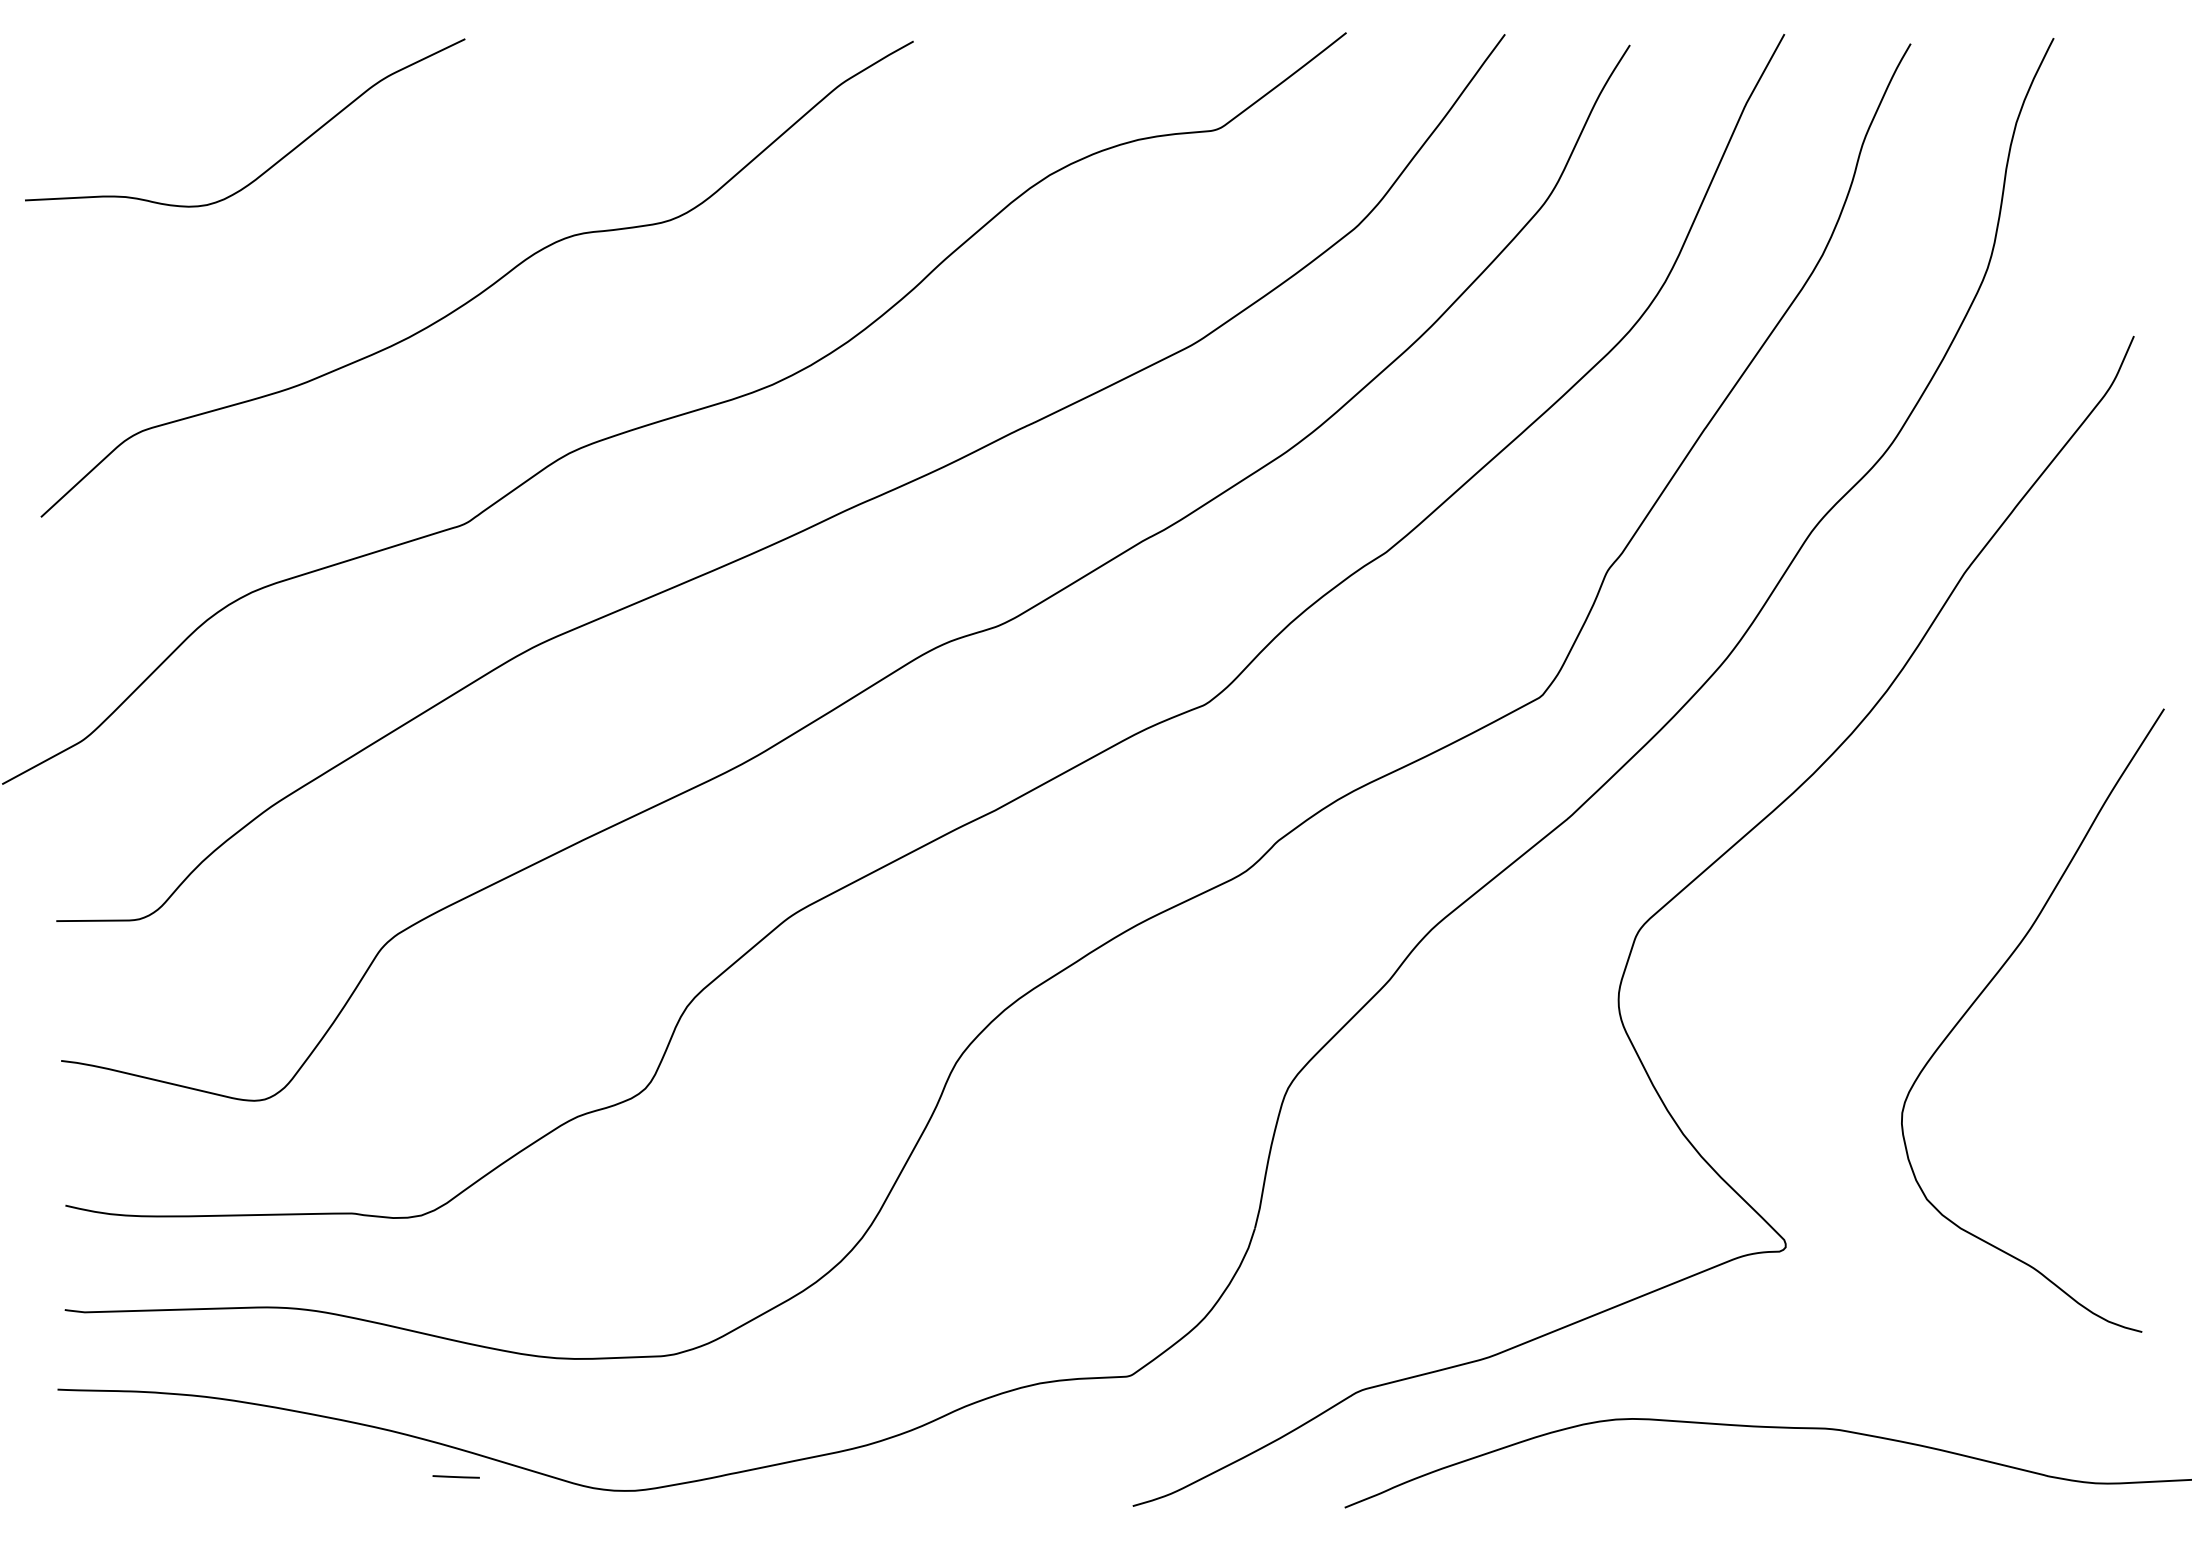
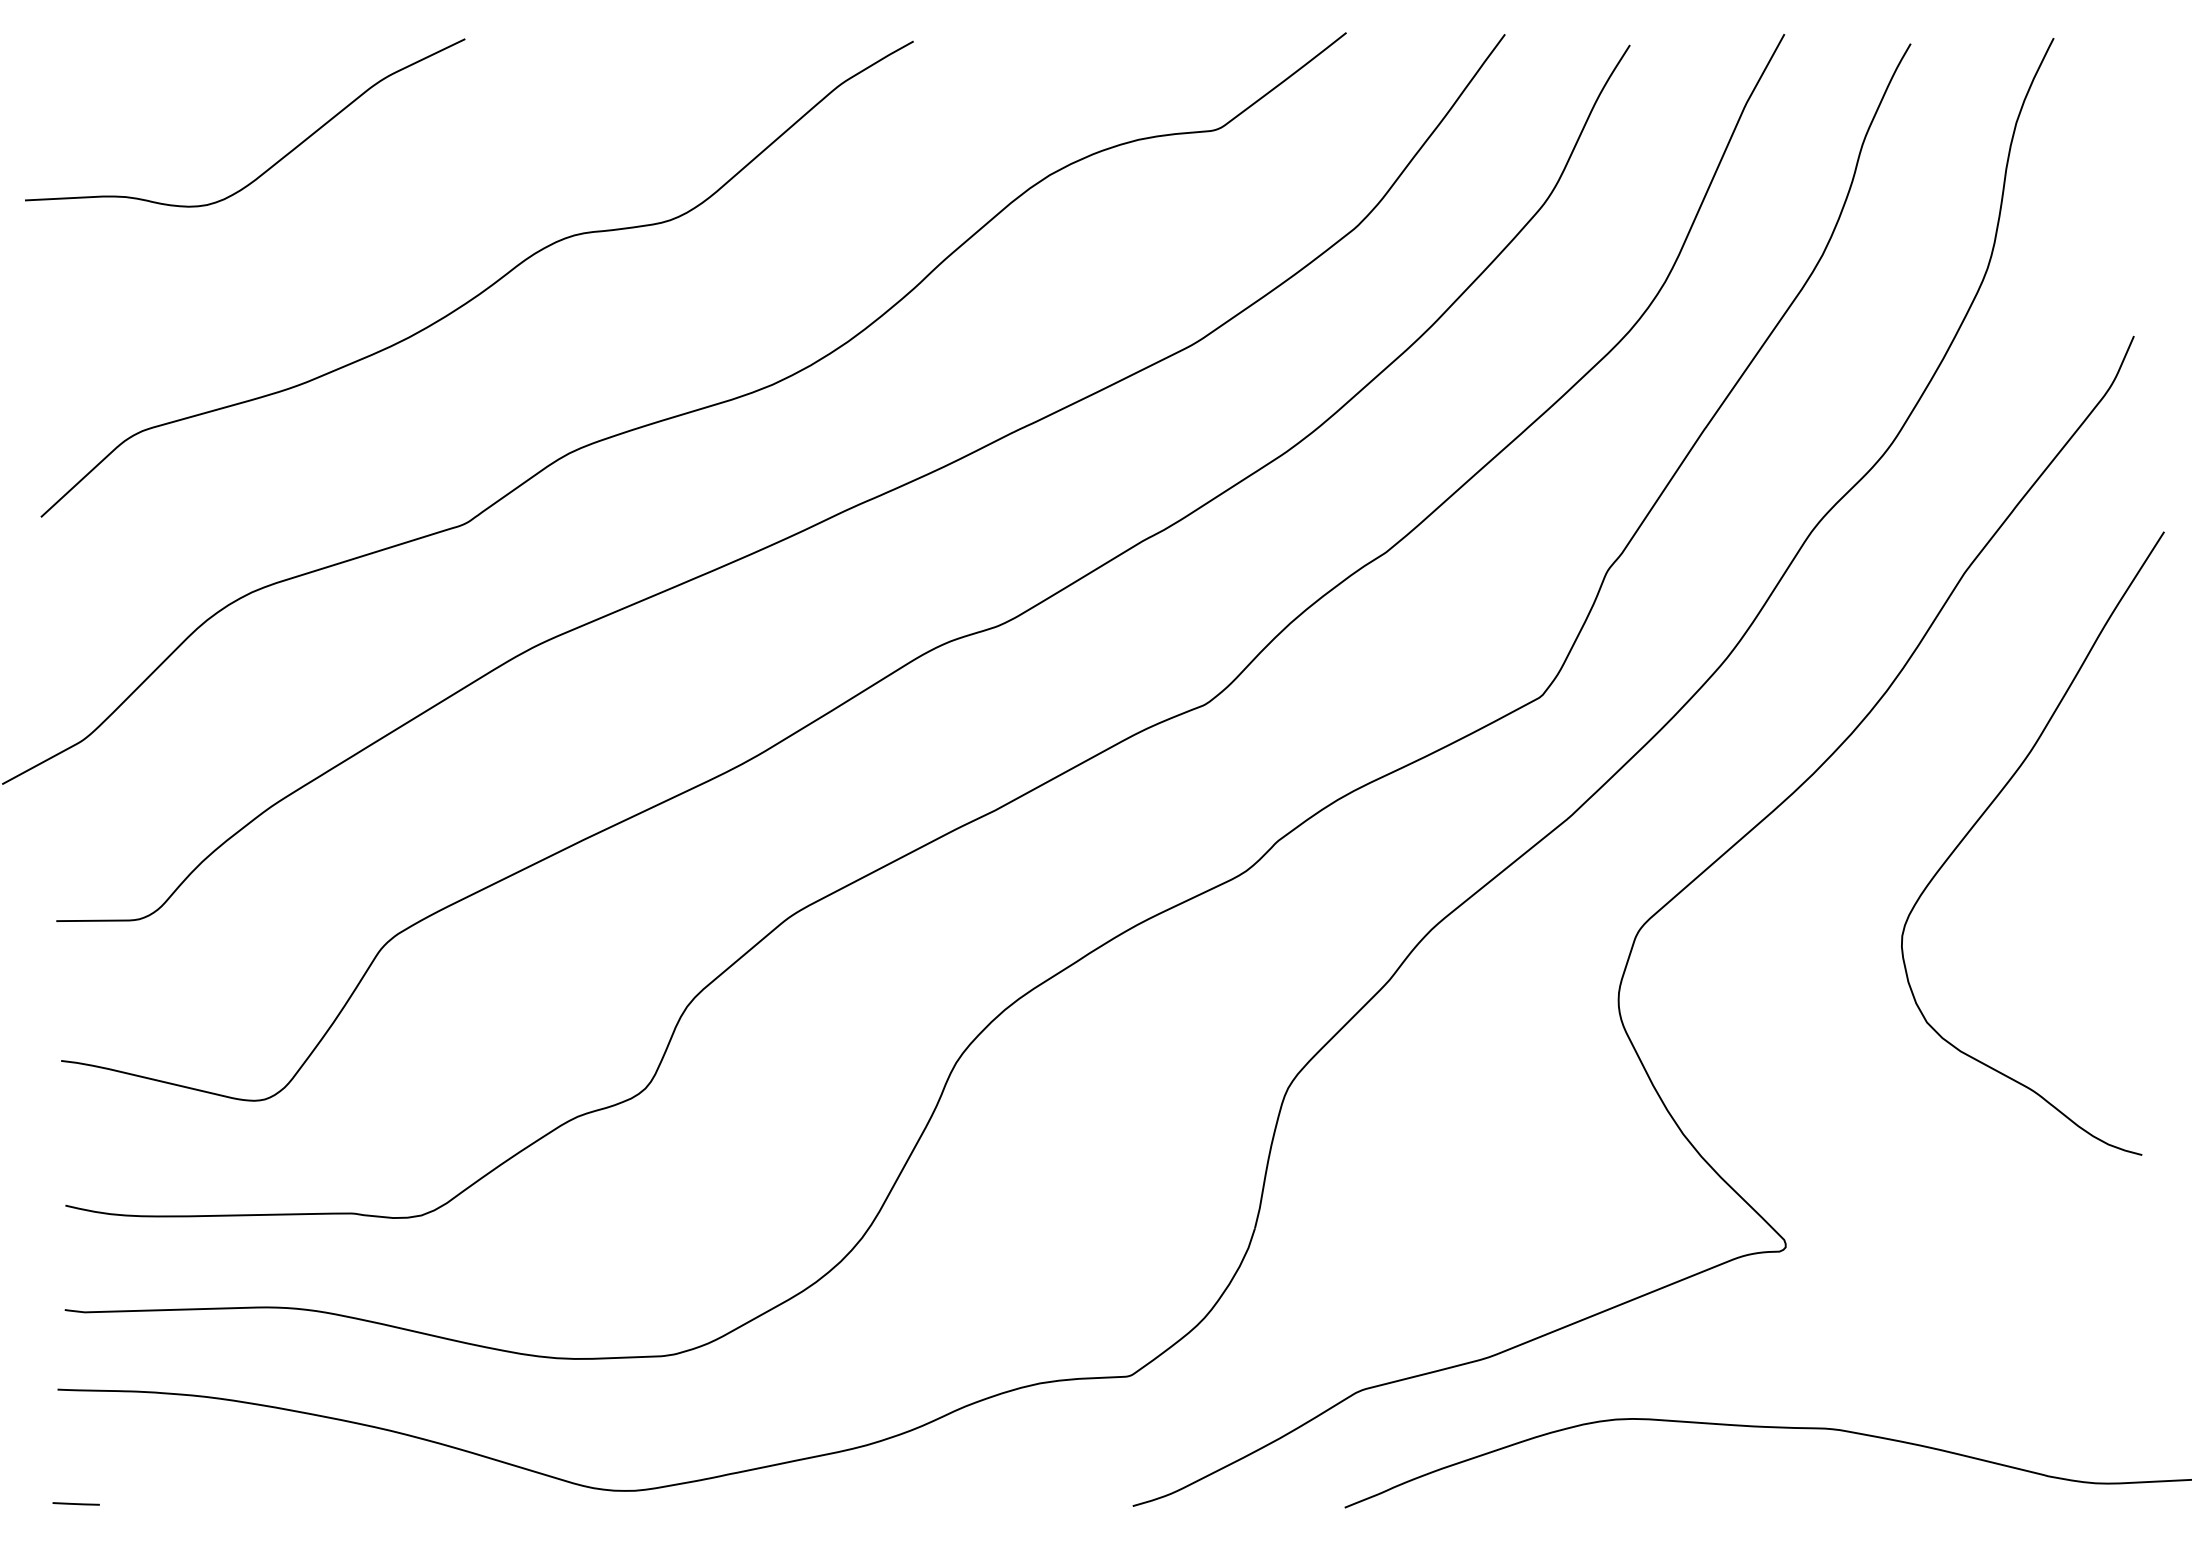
curve position: (1987, 987) -> (1987, 810) (1987, 810)
line position: (455, 1476) -> (75, 1503) (75, 1503)
